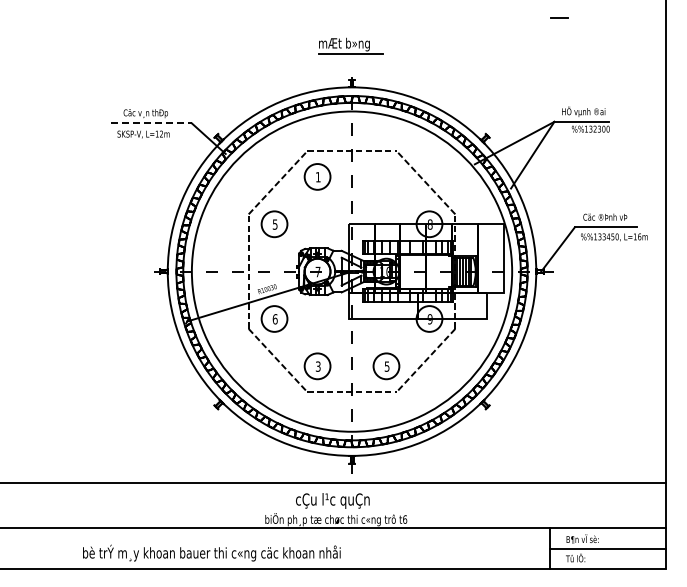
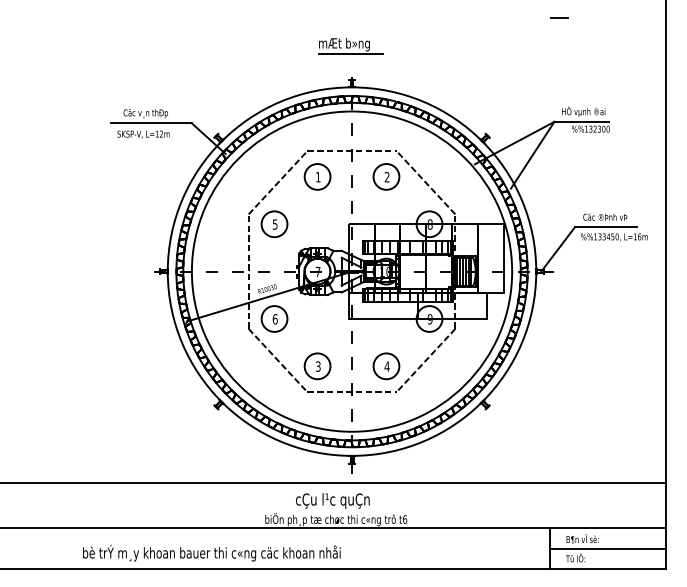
line: dashed -> solid (152, 123)
part: none -> present (386, 176)
text: 5 -> 4 (386, 366)
